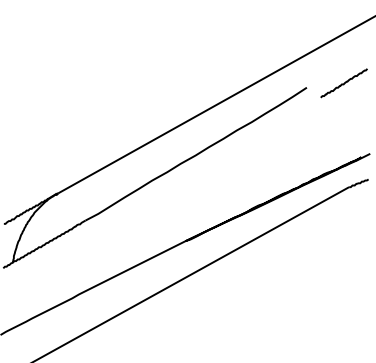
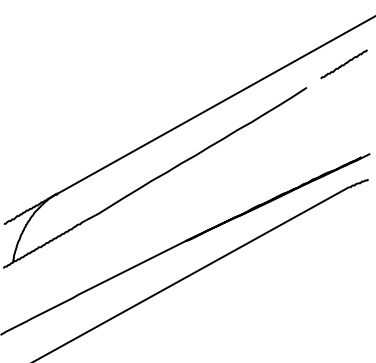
line position: (343, 83) -> (343, 64) (343, 64)
